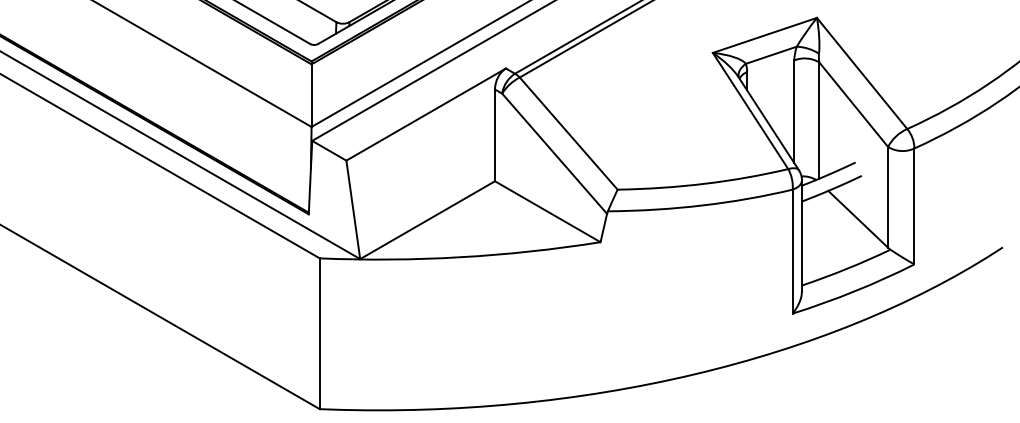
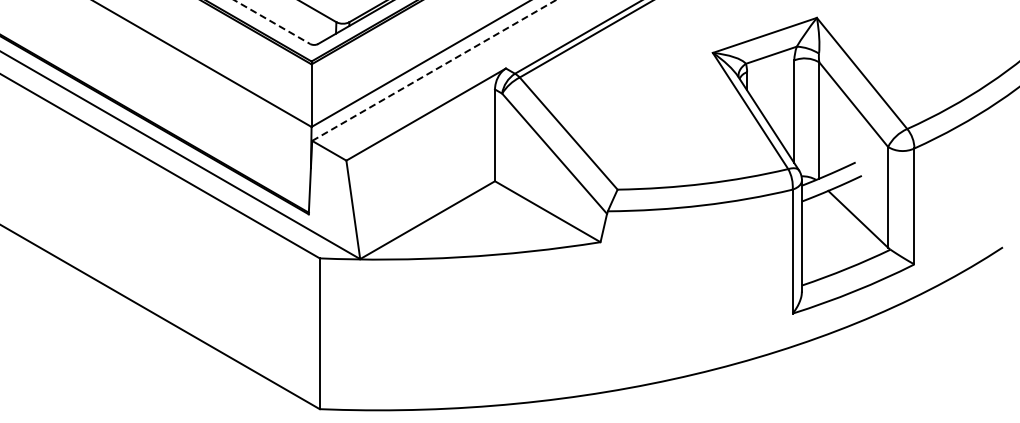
line: solid -> dashed (272, 22)
line: solid -> dashed (434, 70)
